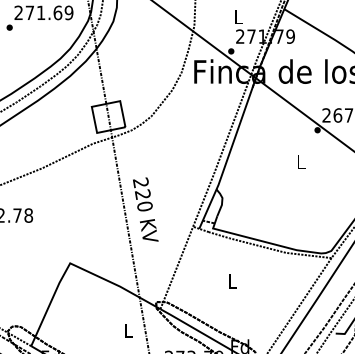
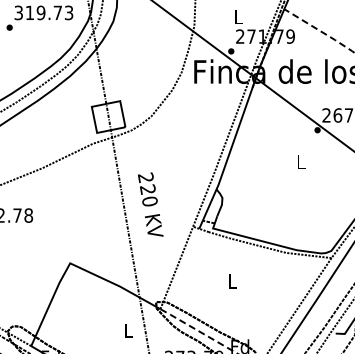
text: 271.69 -> 319.73 (43, 12)
line: solid -> dashed (320, 31)
text position: (145, 209) -> (150, 204) (150, 204)
line: solid -> dashed (198, 331)
